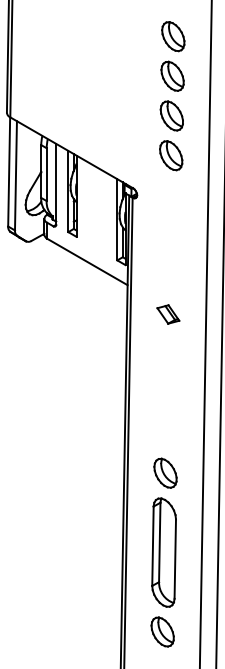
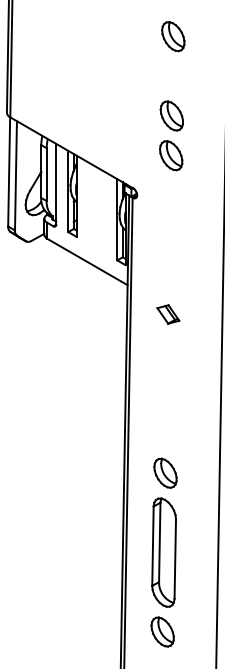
part: present -> none (172, 75)
line: present -> none (205, 333)
